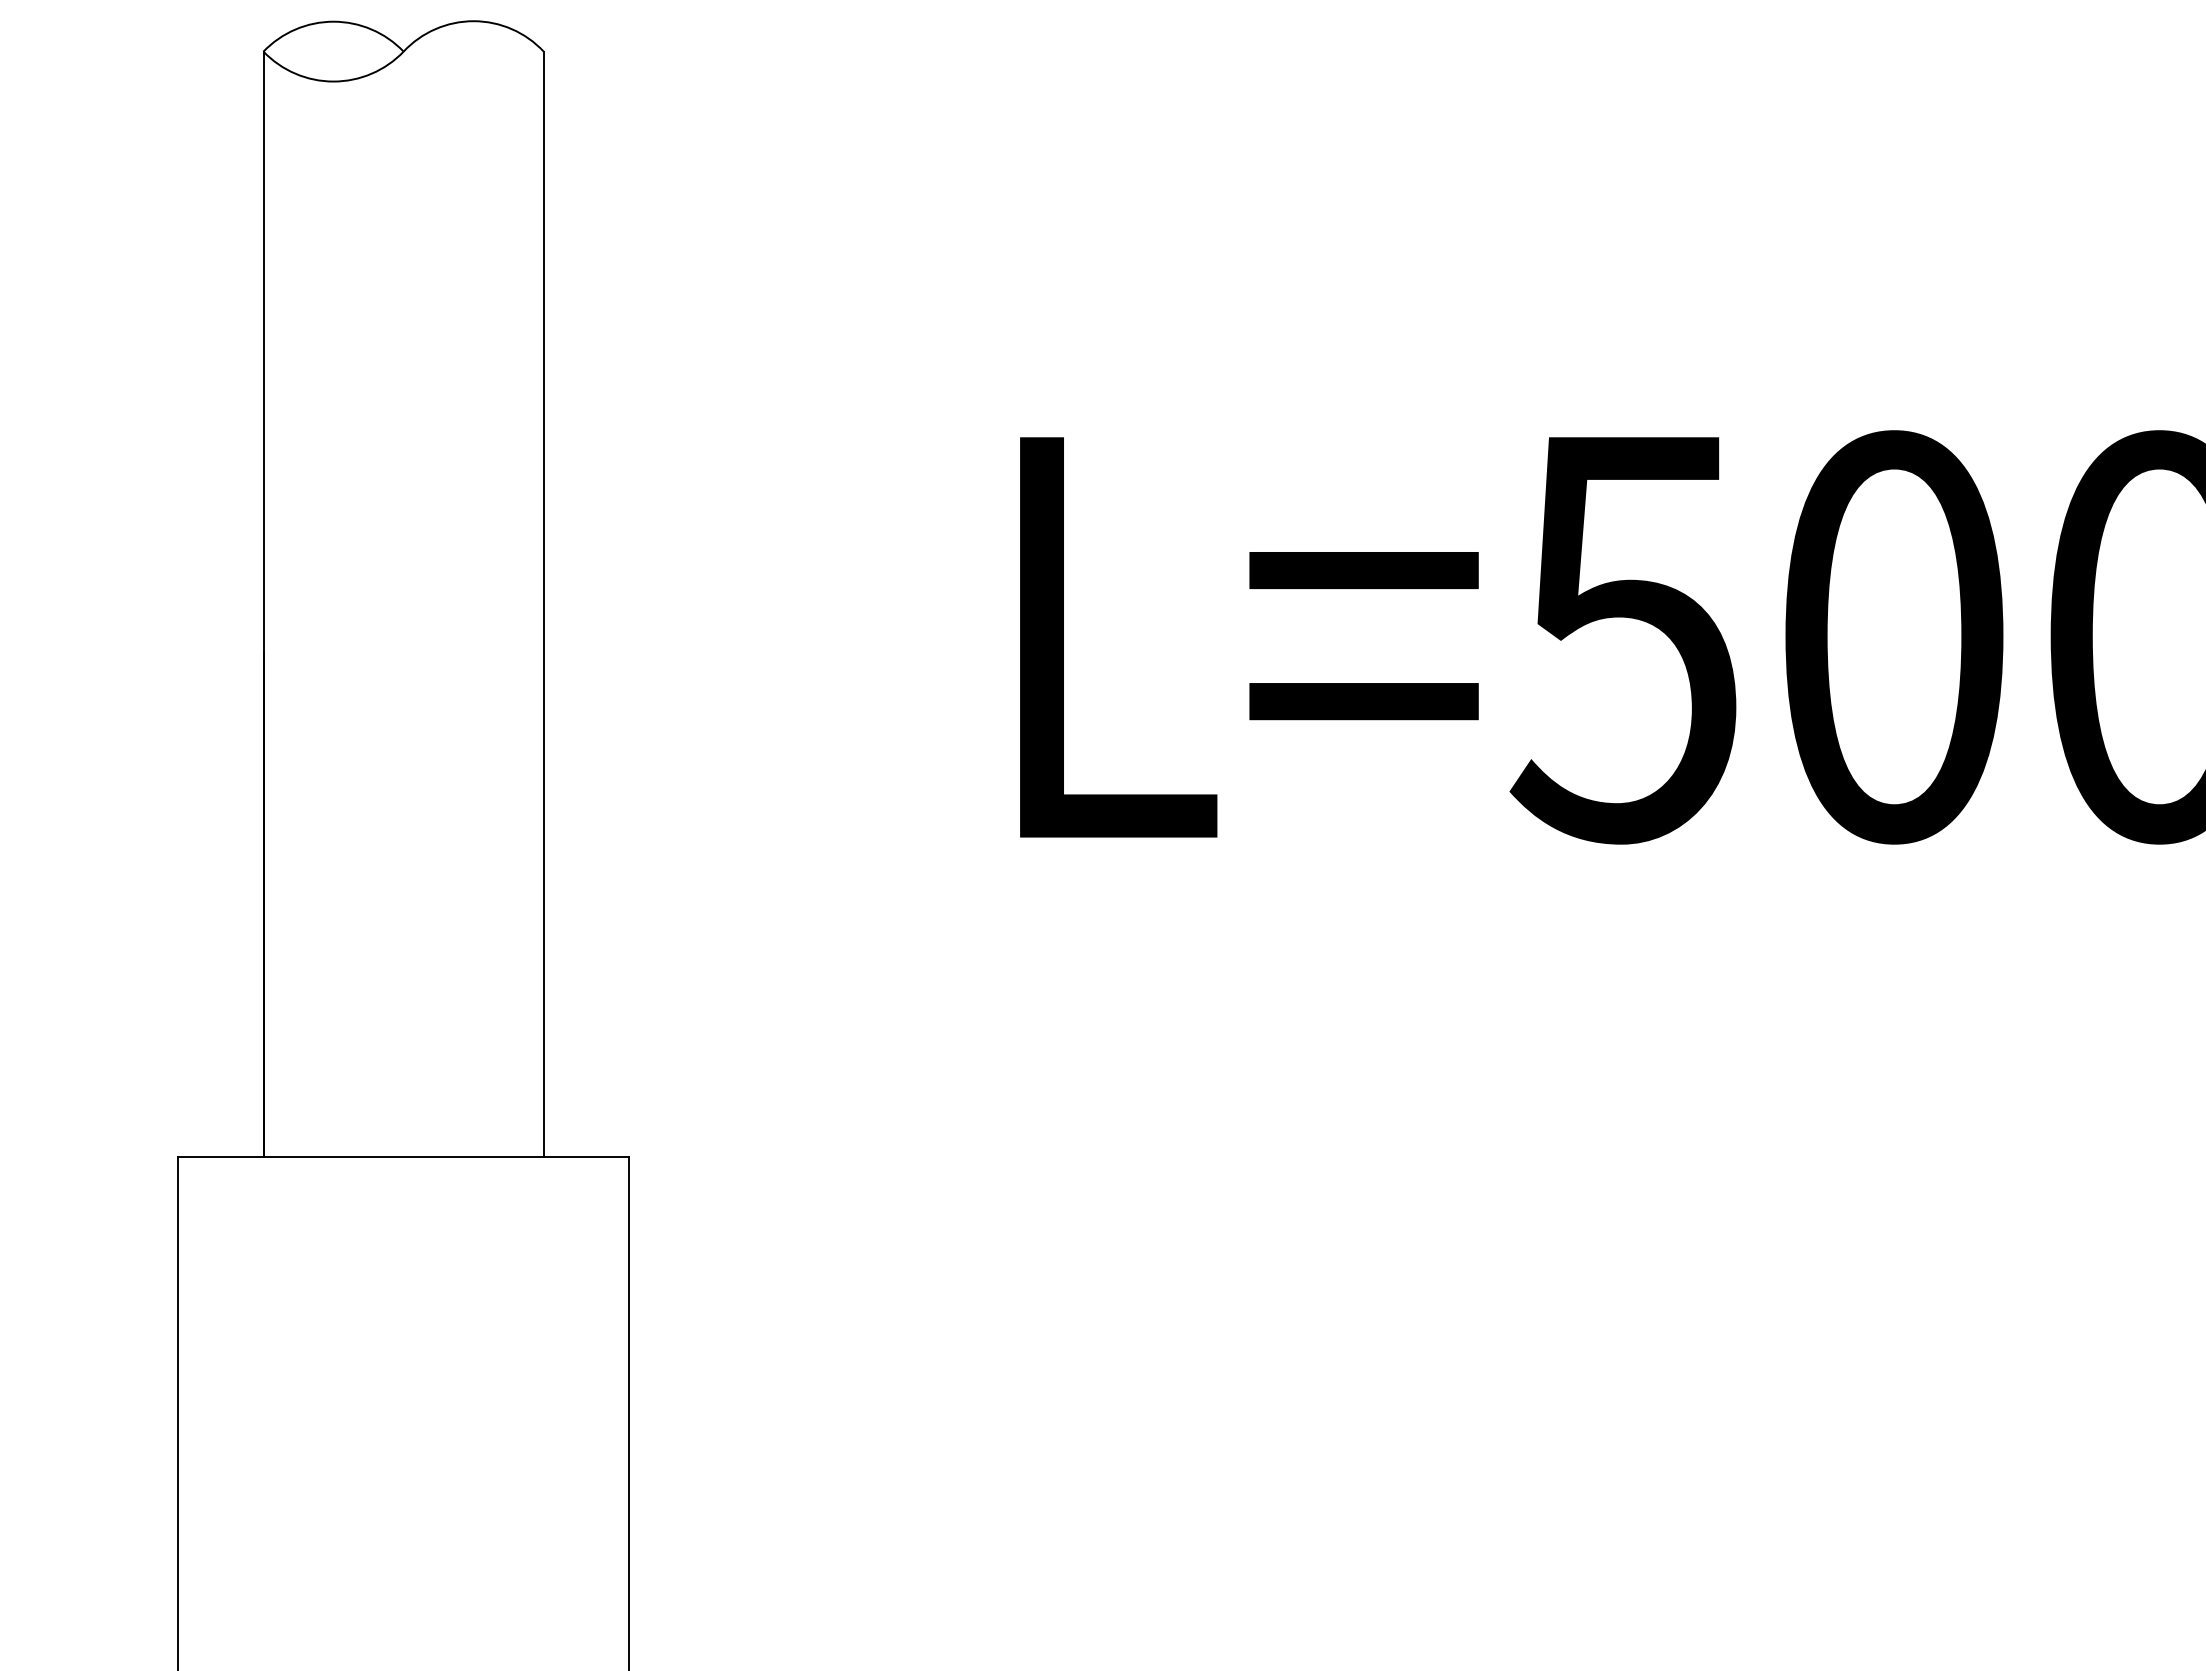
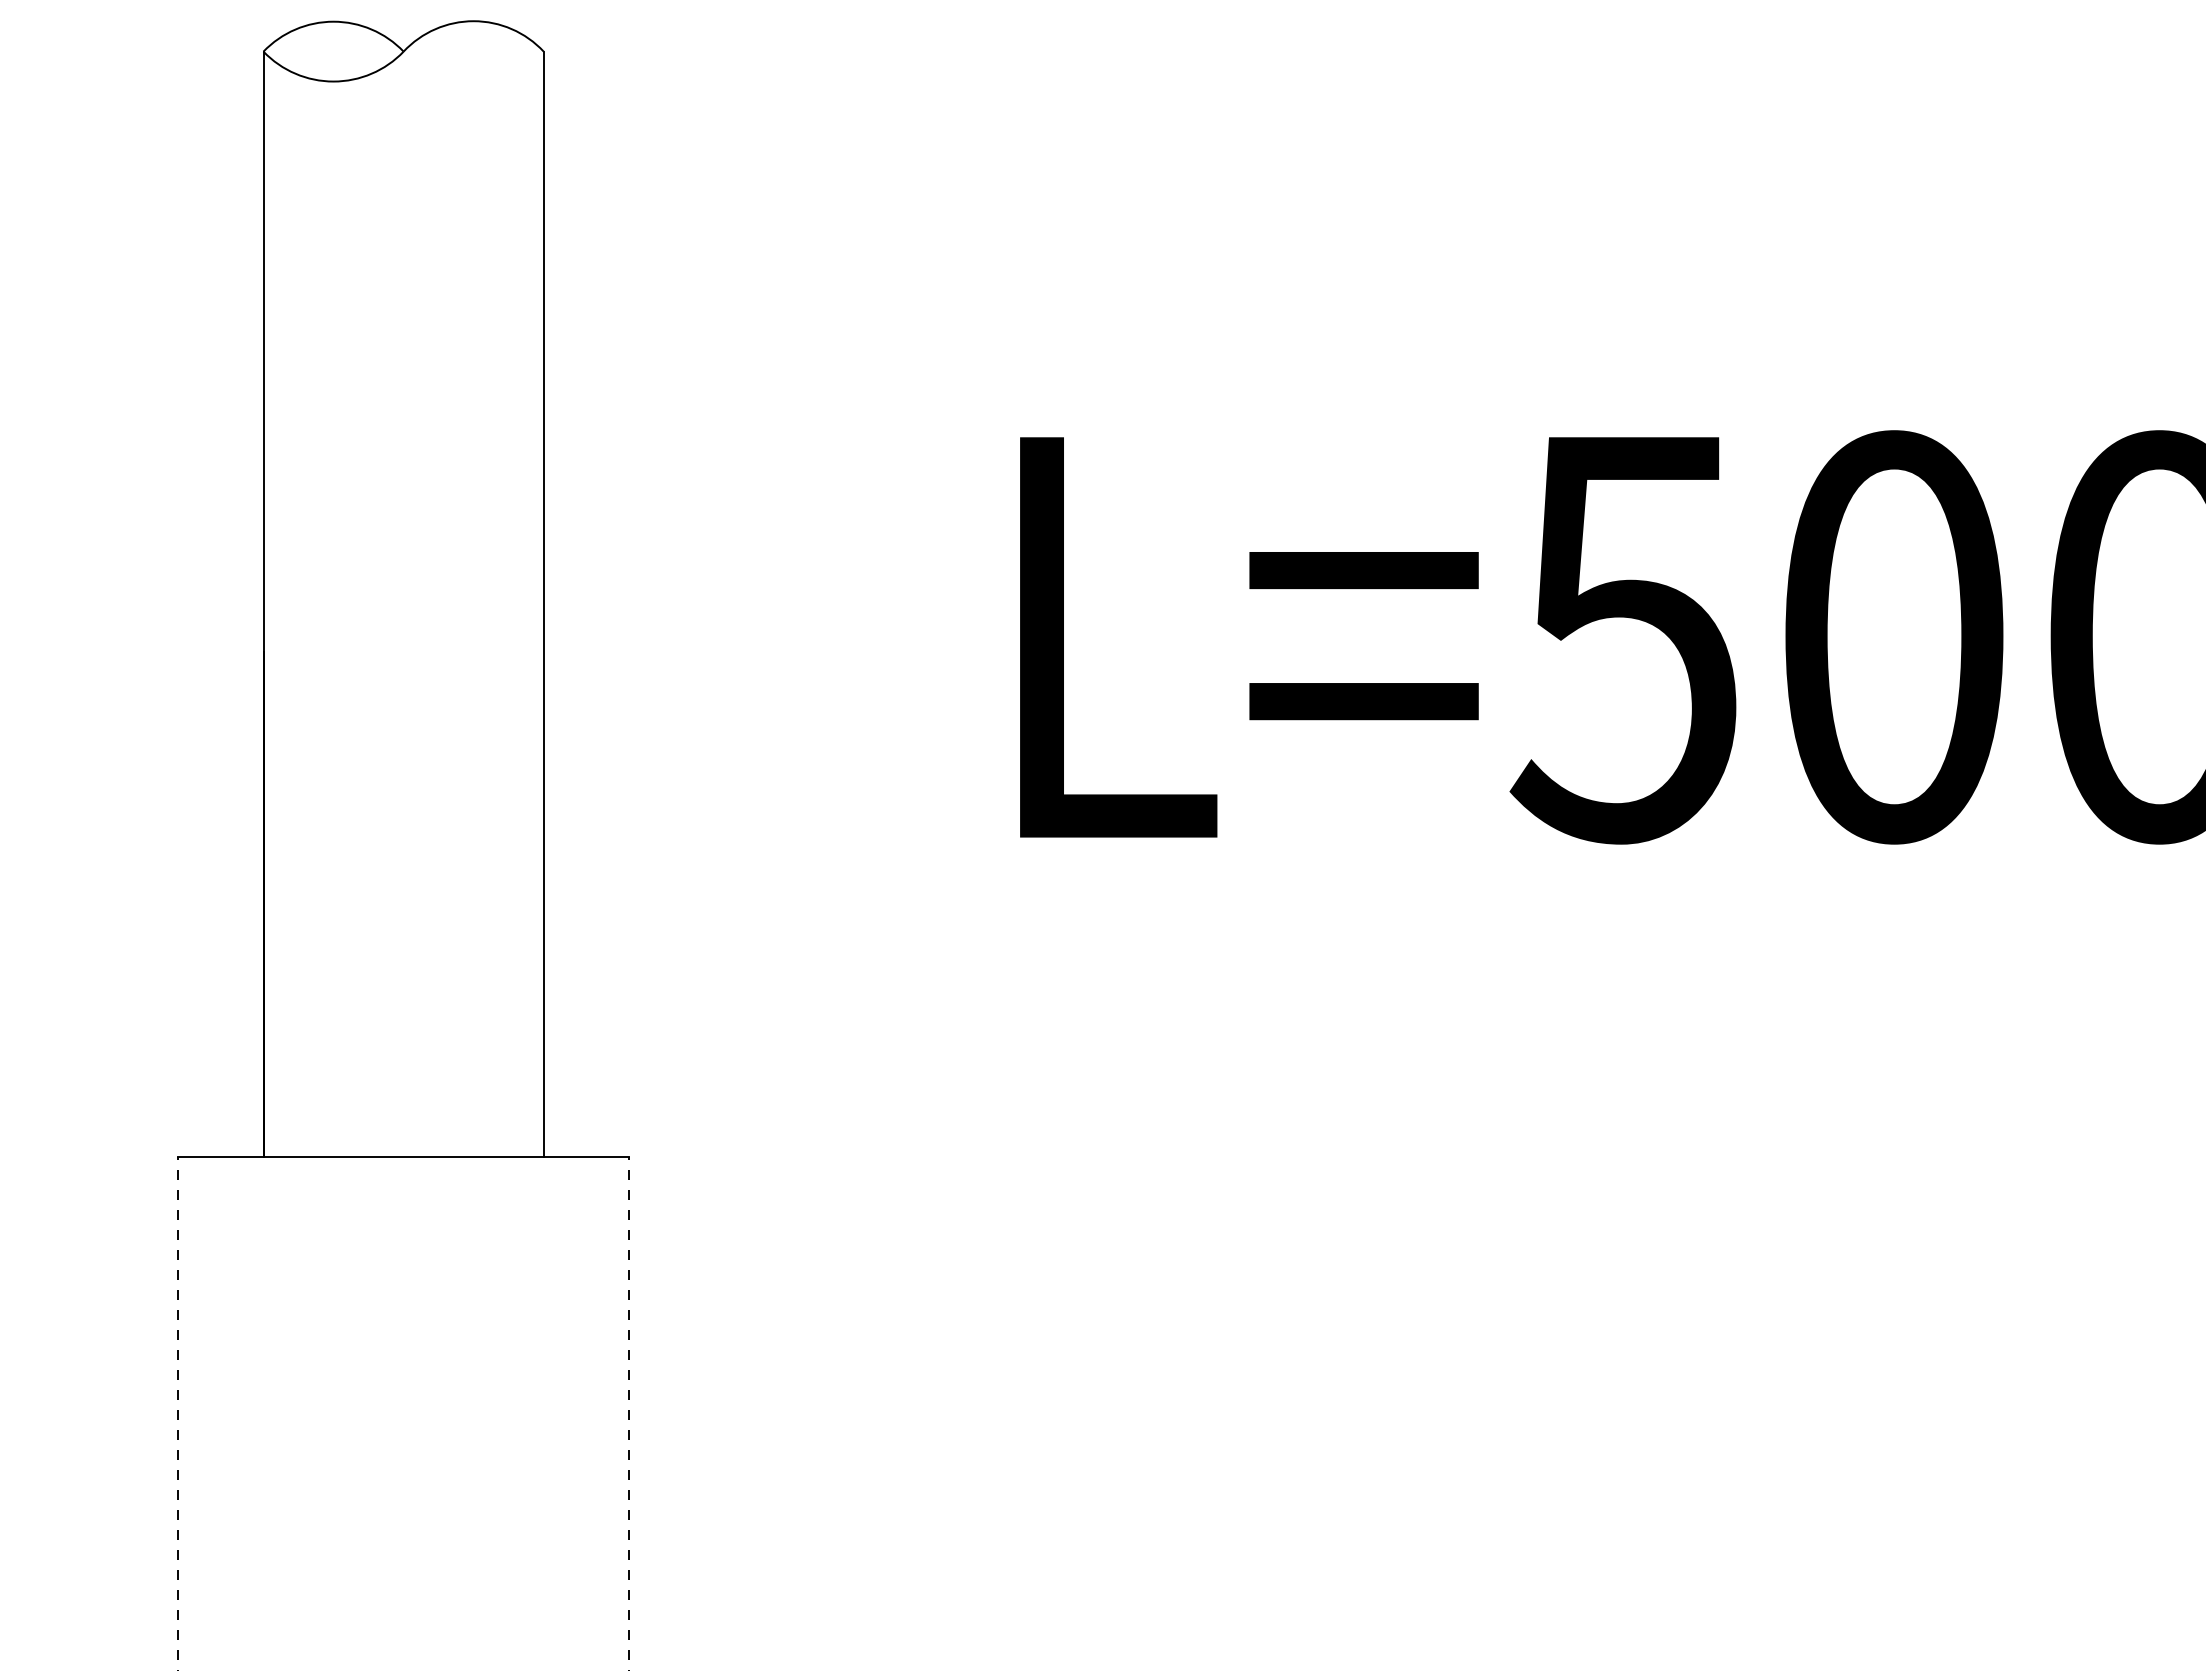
line: solid -> dashed (178, 1413)
line: solid -> dashed (628, 1413)
